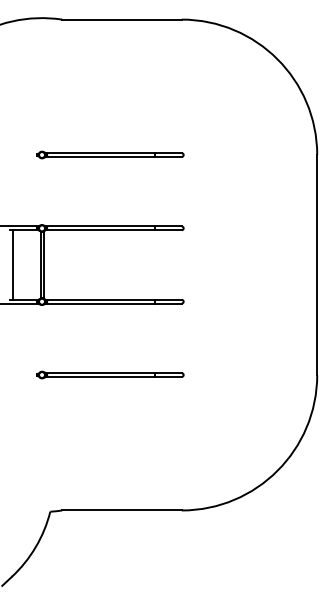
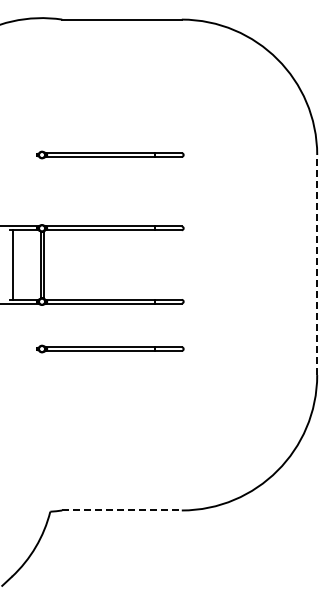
line: solid -> dashed (317, 264)
part position: (110, 374) -> (110, 348) (110, 348)
line: solid -> dashed (122, 510)
